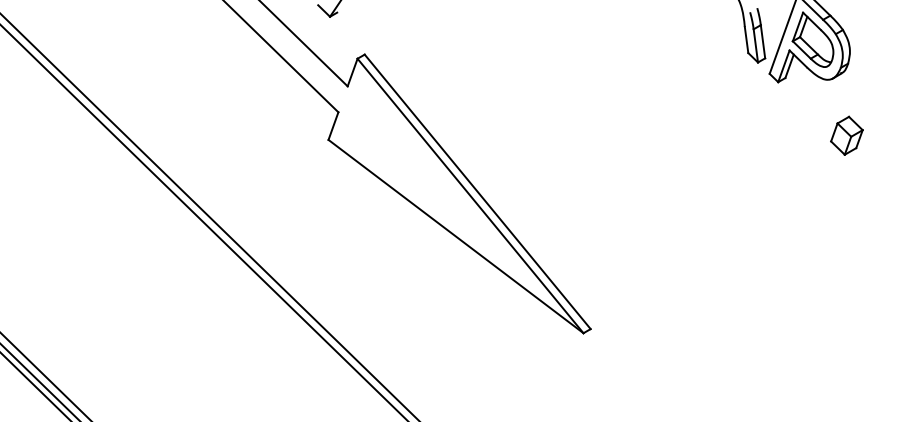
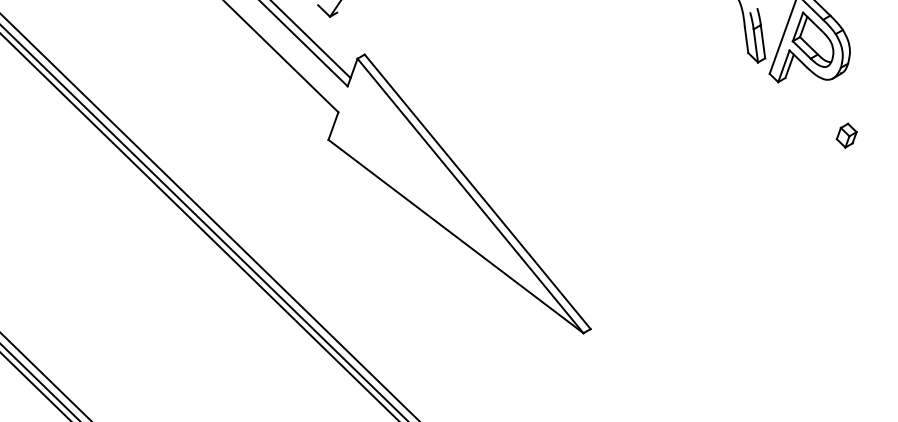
line: none -> present (311, 40)
part size: 34x41 px -> 23x27 px (846, 135)
line: none -> present (199, 226)
